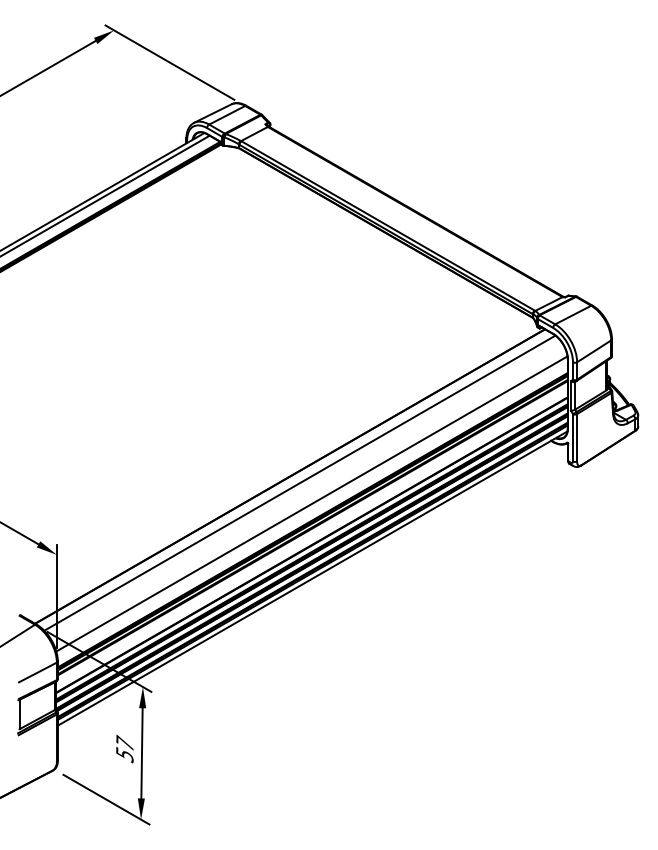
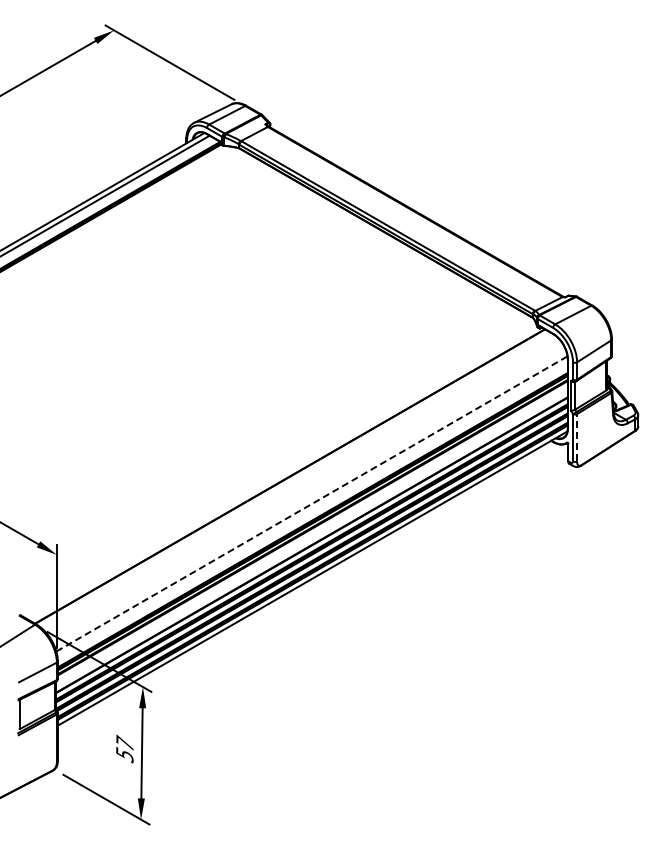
line: solid -> dashed (577, 437)
line: present -> none (299, 482)
line: solid -> dashed (312, 503)
